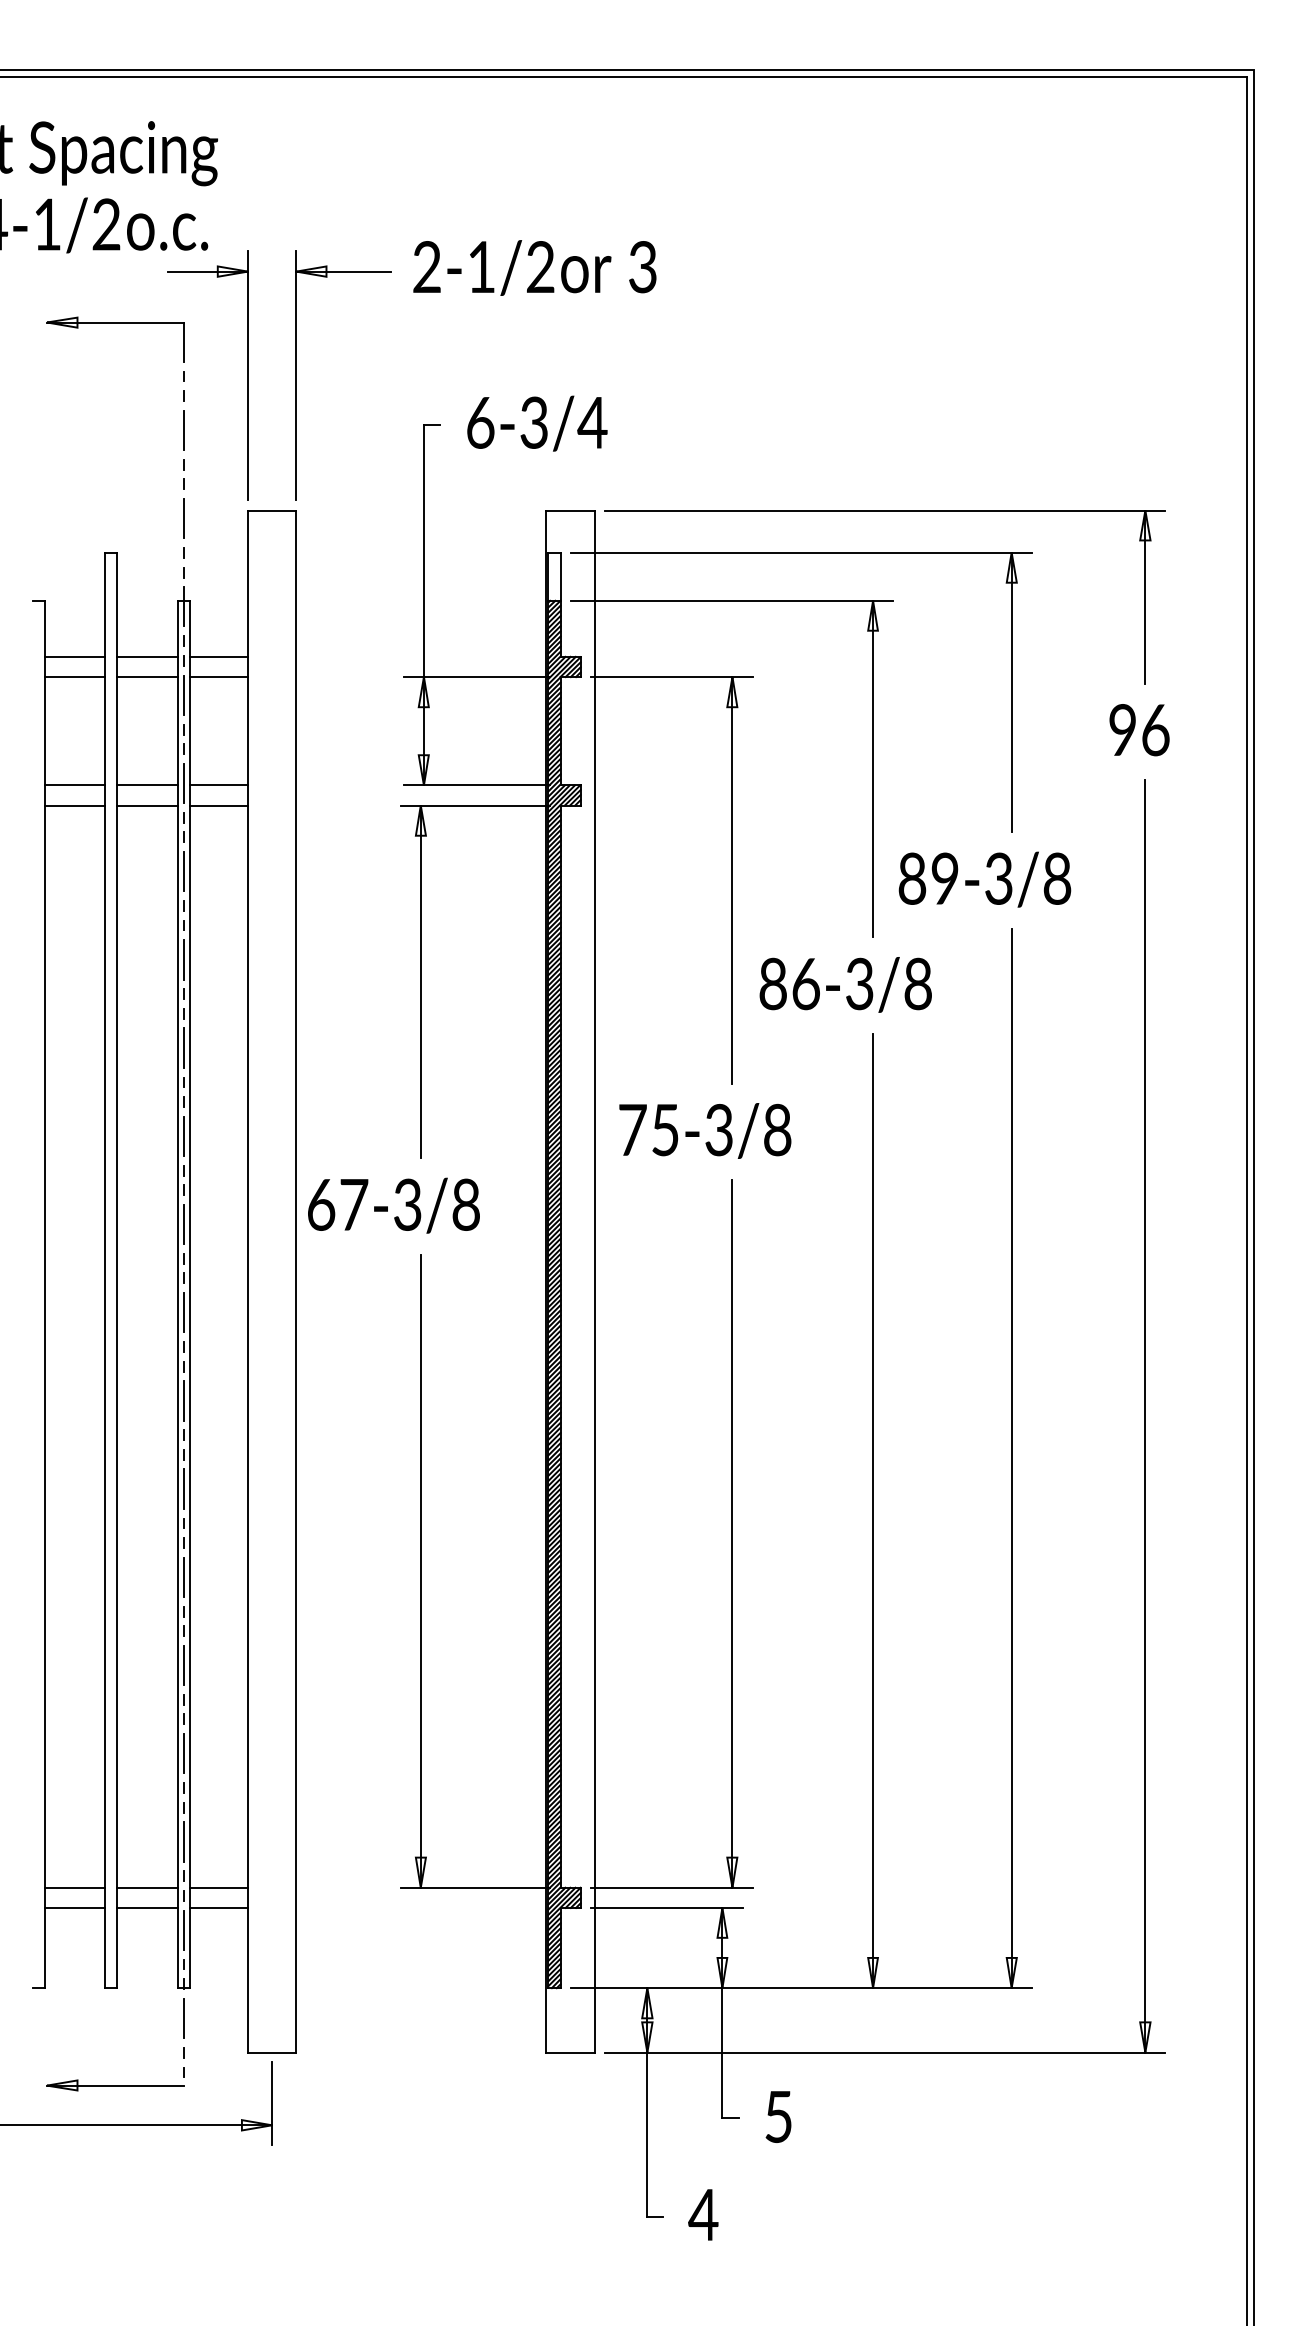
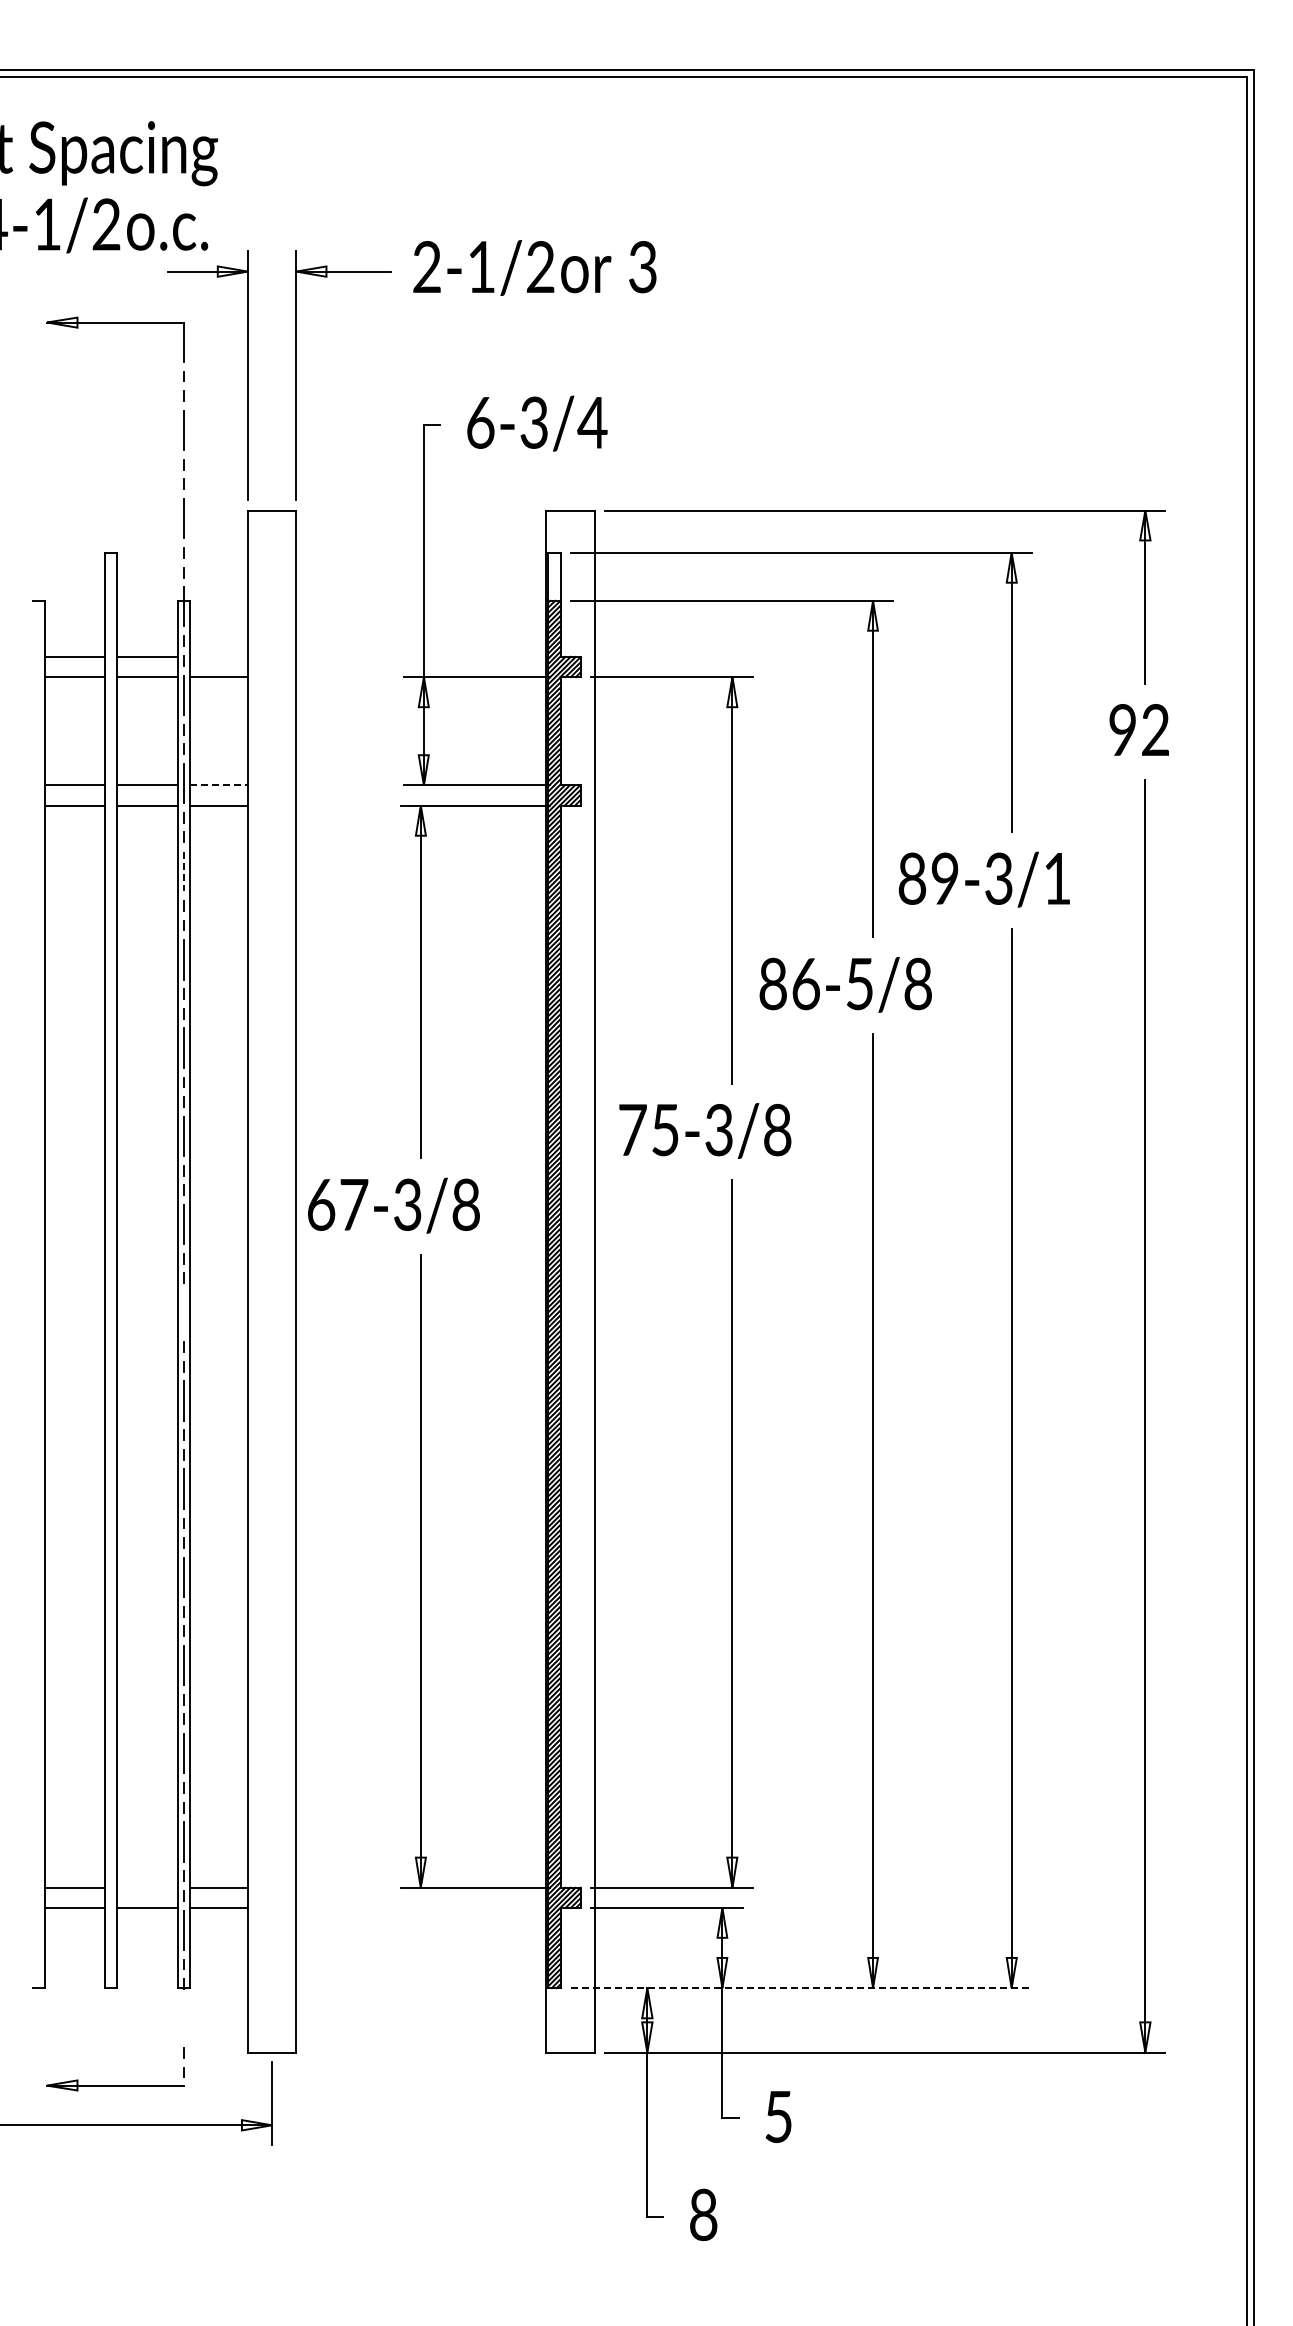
line: present -> none (218, 656)
text: 96 -> 92 (1155, 730)
line: solid -> dashed (219, 785)
line: solid -> dashed (183, 871)
text: 89-3/8 -> 89-3/1 (1057, 878)
text: 86-3/8 -> 86-5/8 (859, 983)
line: present -> none (183, 1312)
line: present -> none (147, 1887)
line: solid -> dashed (801, 1988)
line: present -> none (183, 2017)
text: 4 -> 8 (703, 2214)
